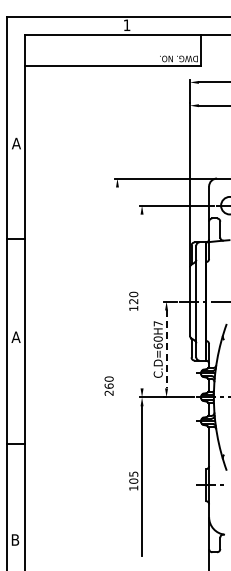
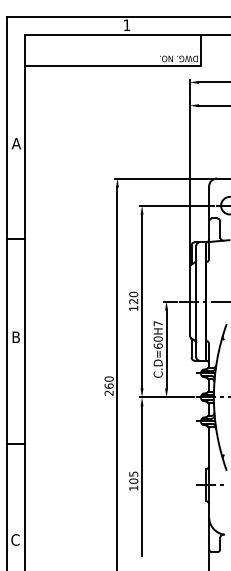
line: none -> present (142, 301)
text: A -> B (15, 336)
line: dashed -> solid (166, 349)
line: none -> present (117, 377)
text: B -> C (15, 539)
